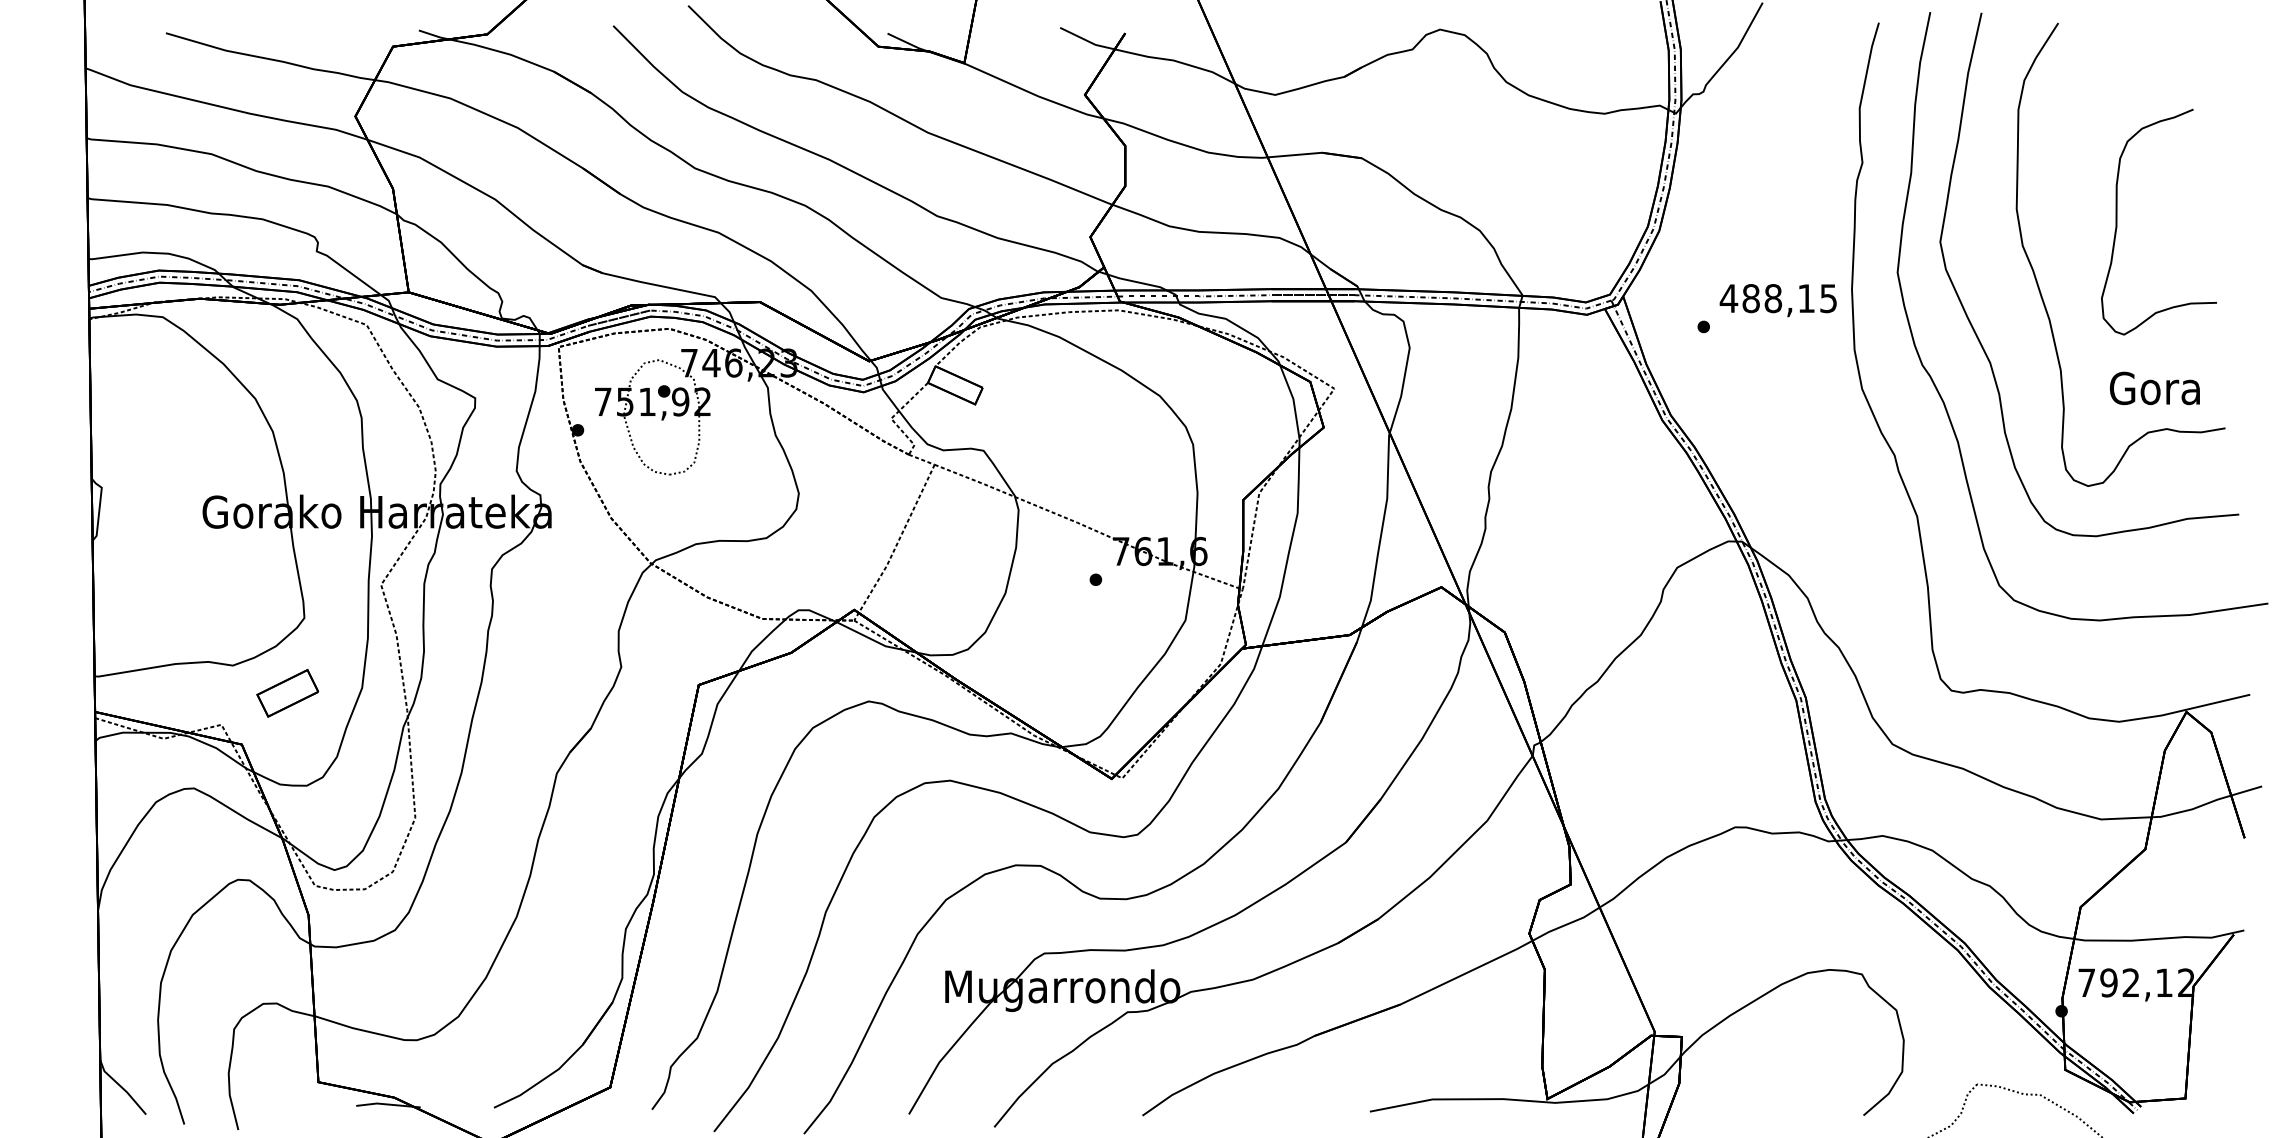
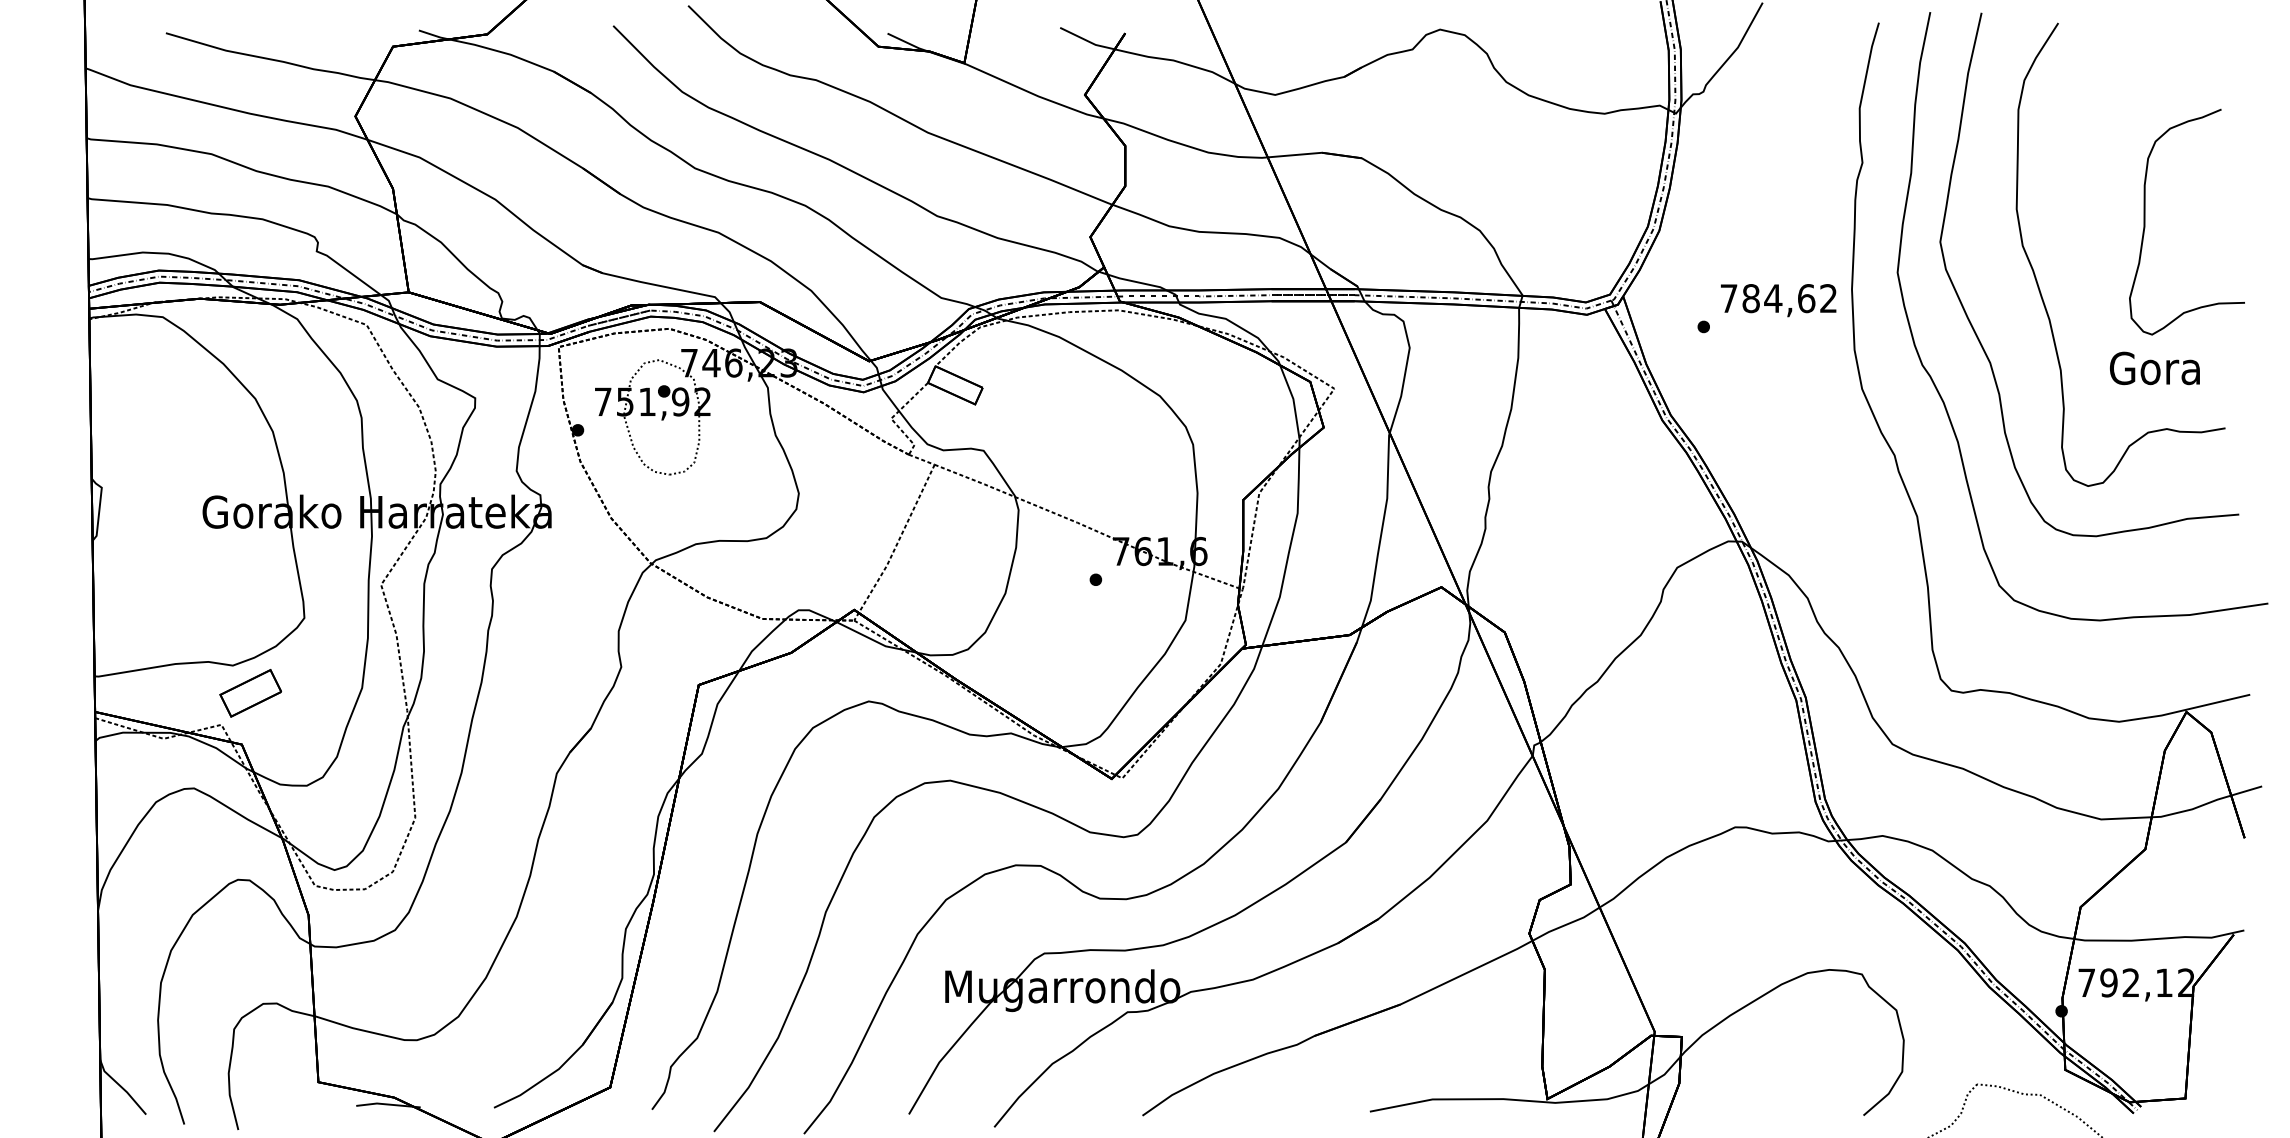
curve position: (2117, 221) -> (2145, 221) (2145, 221)
text: 488,15 -> 784,62 (1777, 298)
text position: (2154, 388) -> (2154, 368) (2154, 368)
part position: (287, 693) -> (250, 693) (250, 693)
